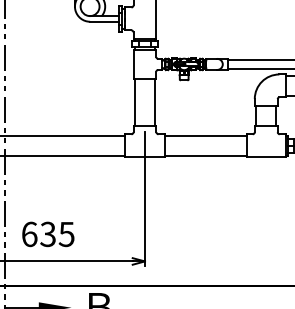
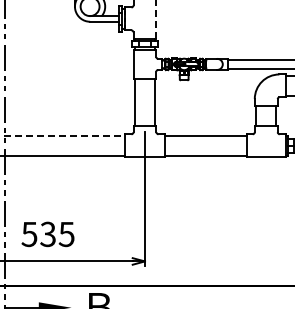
line: solid -> dashed (156, 18)
line: solid -> dashed (63, 135)
text: 635 -> 535 (29, 234)
